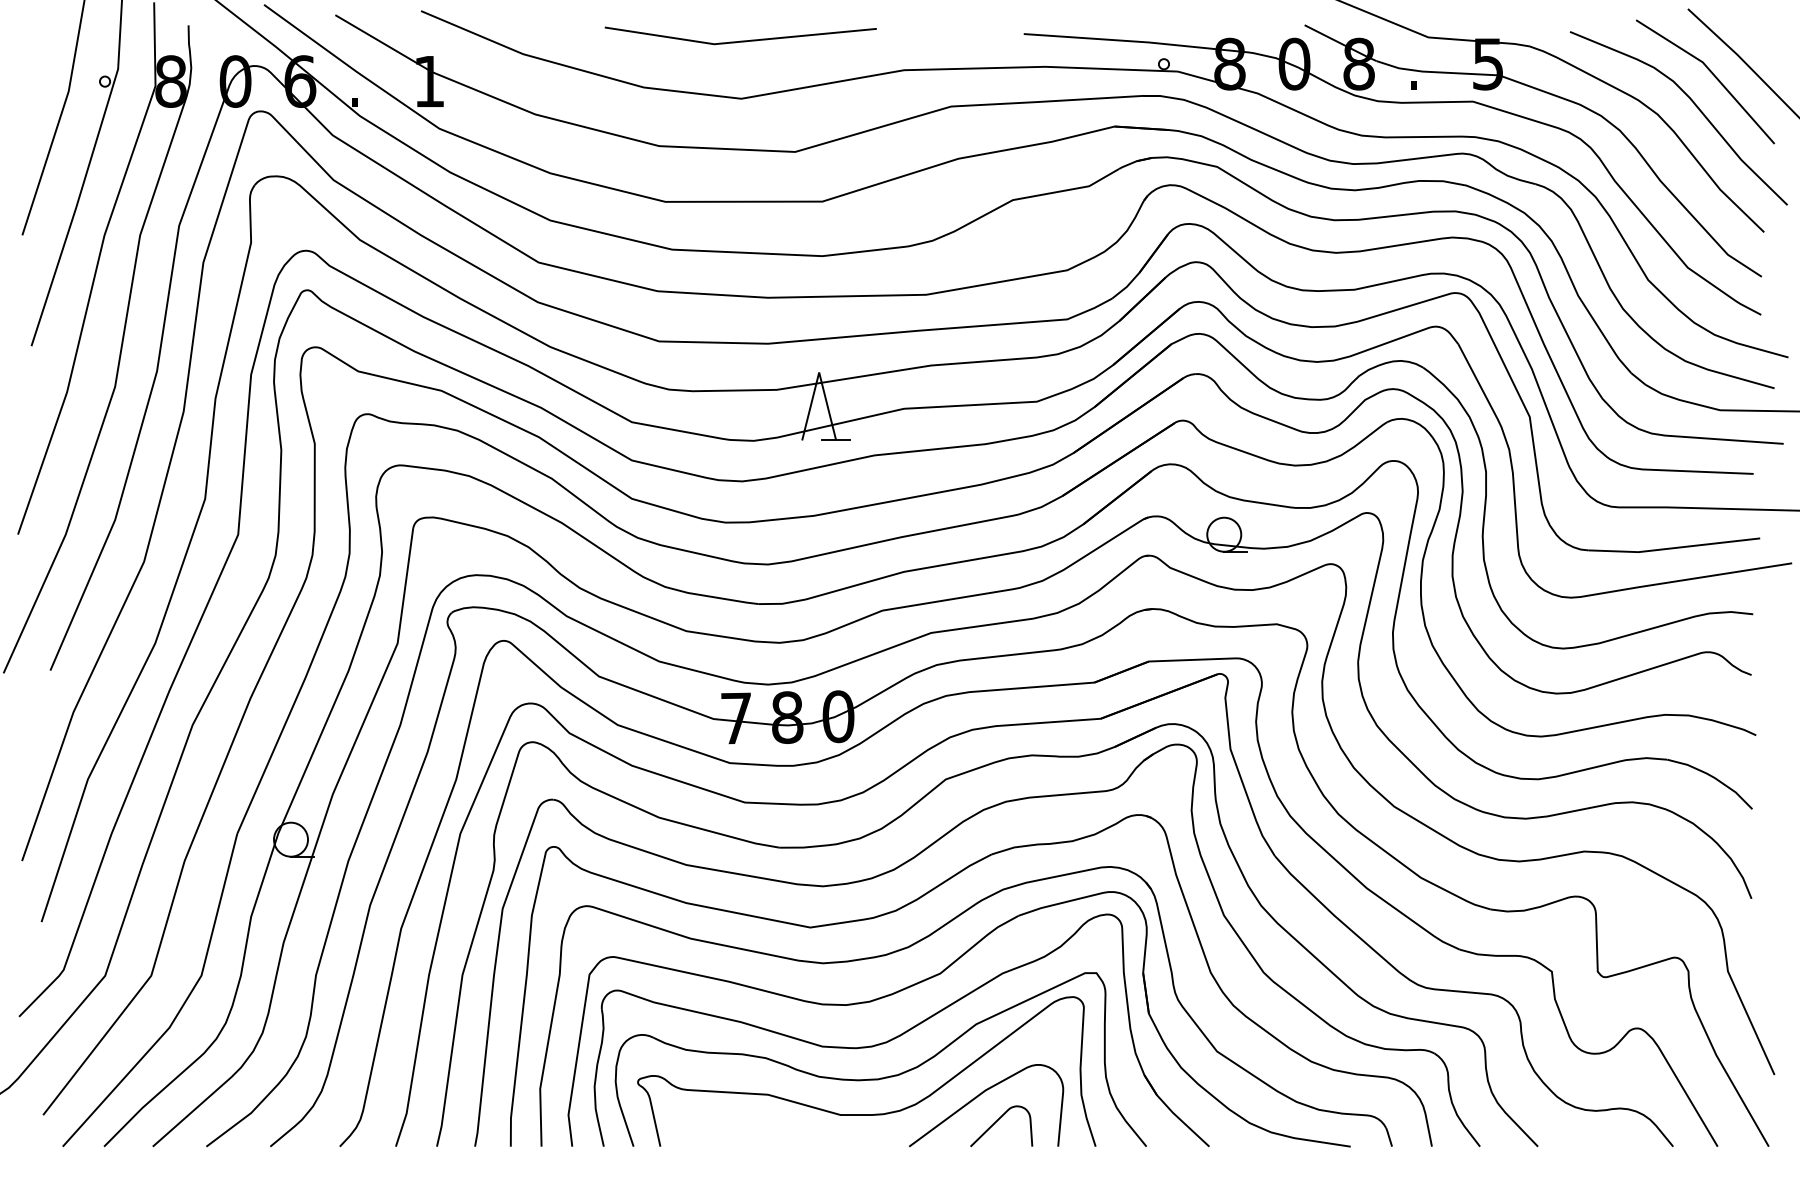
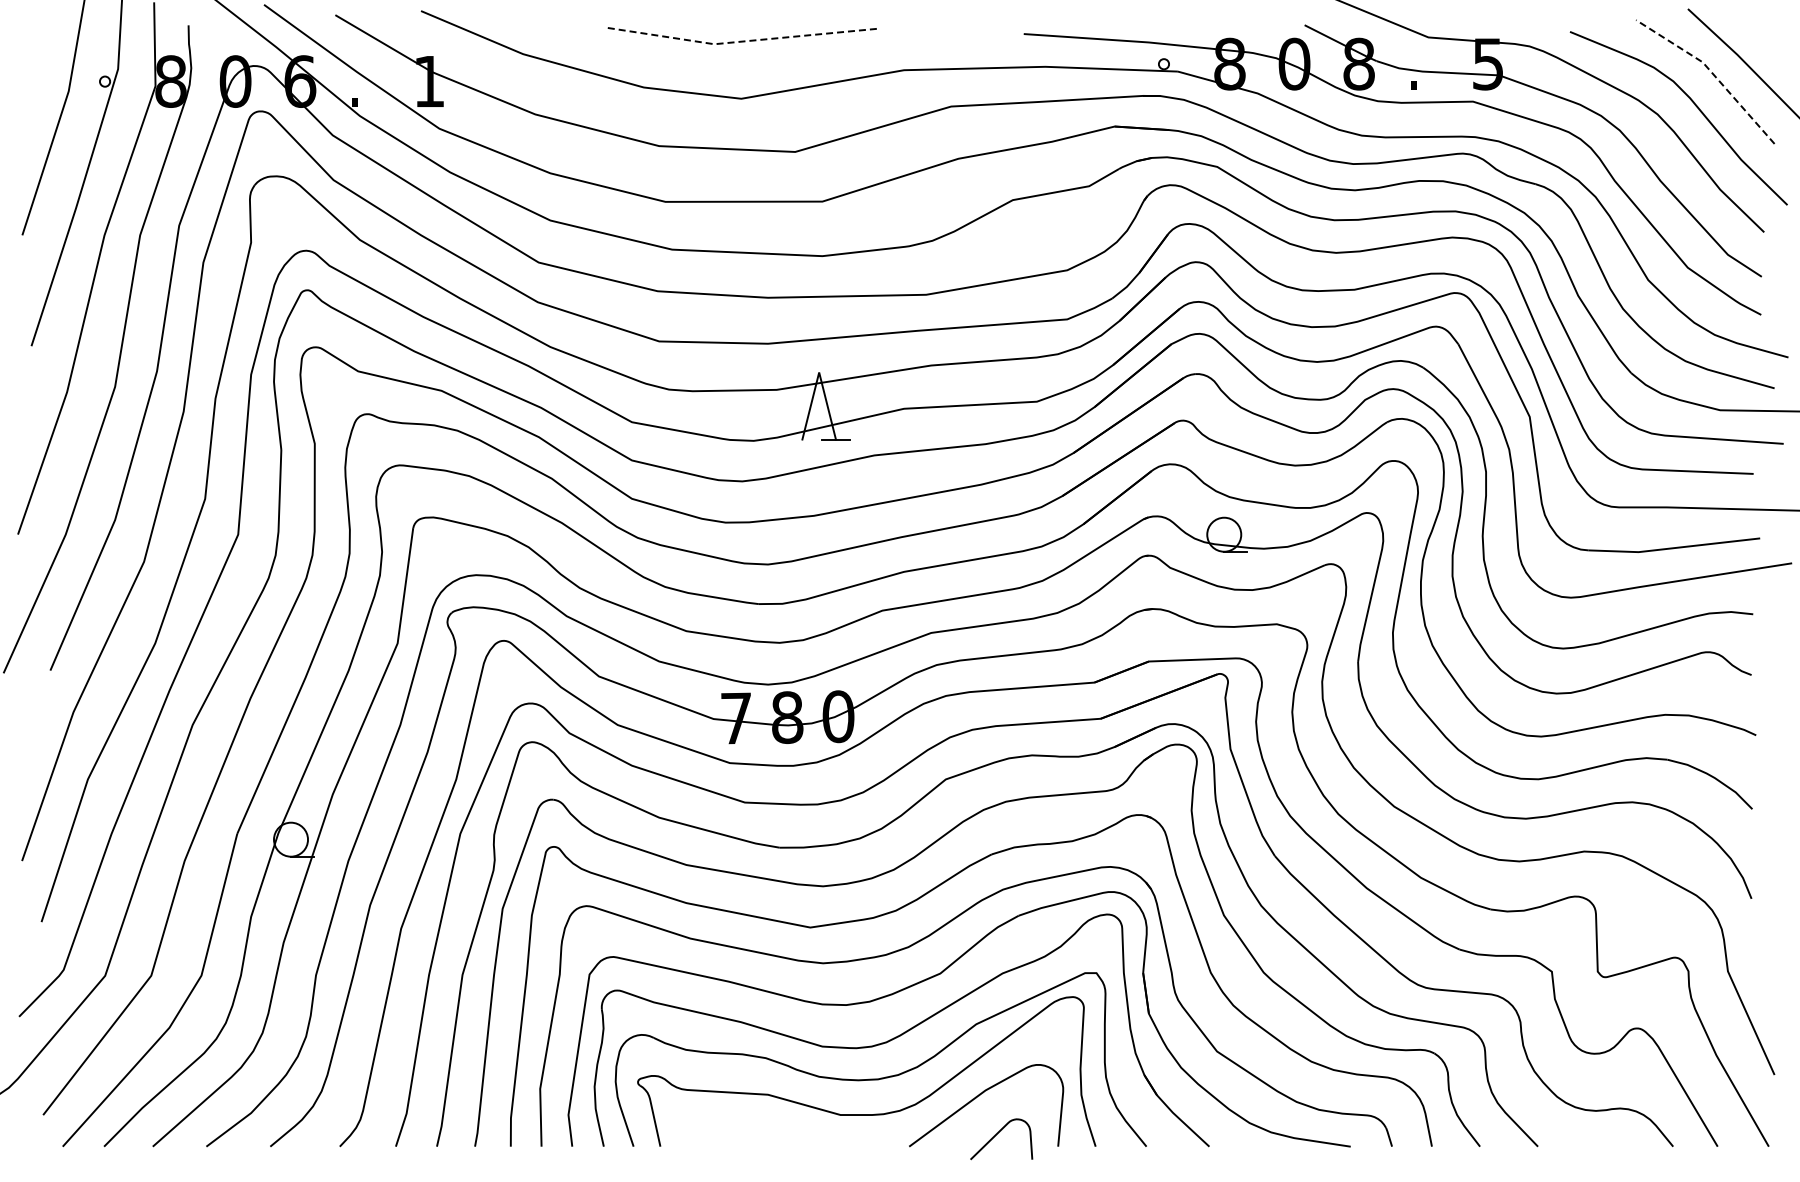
line: solid -> dashed (740, 41)
line: solid -> dashed (1712, 72)
curve position: (997, 1121) -> (997, 1134) (997, 1134)
